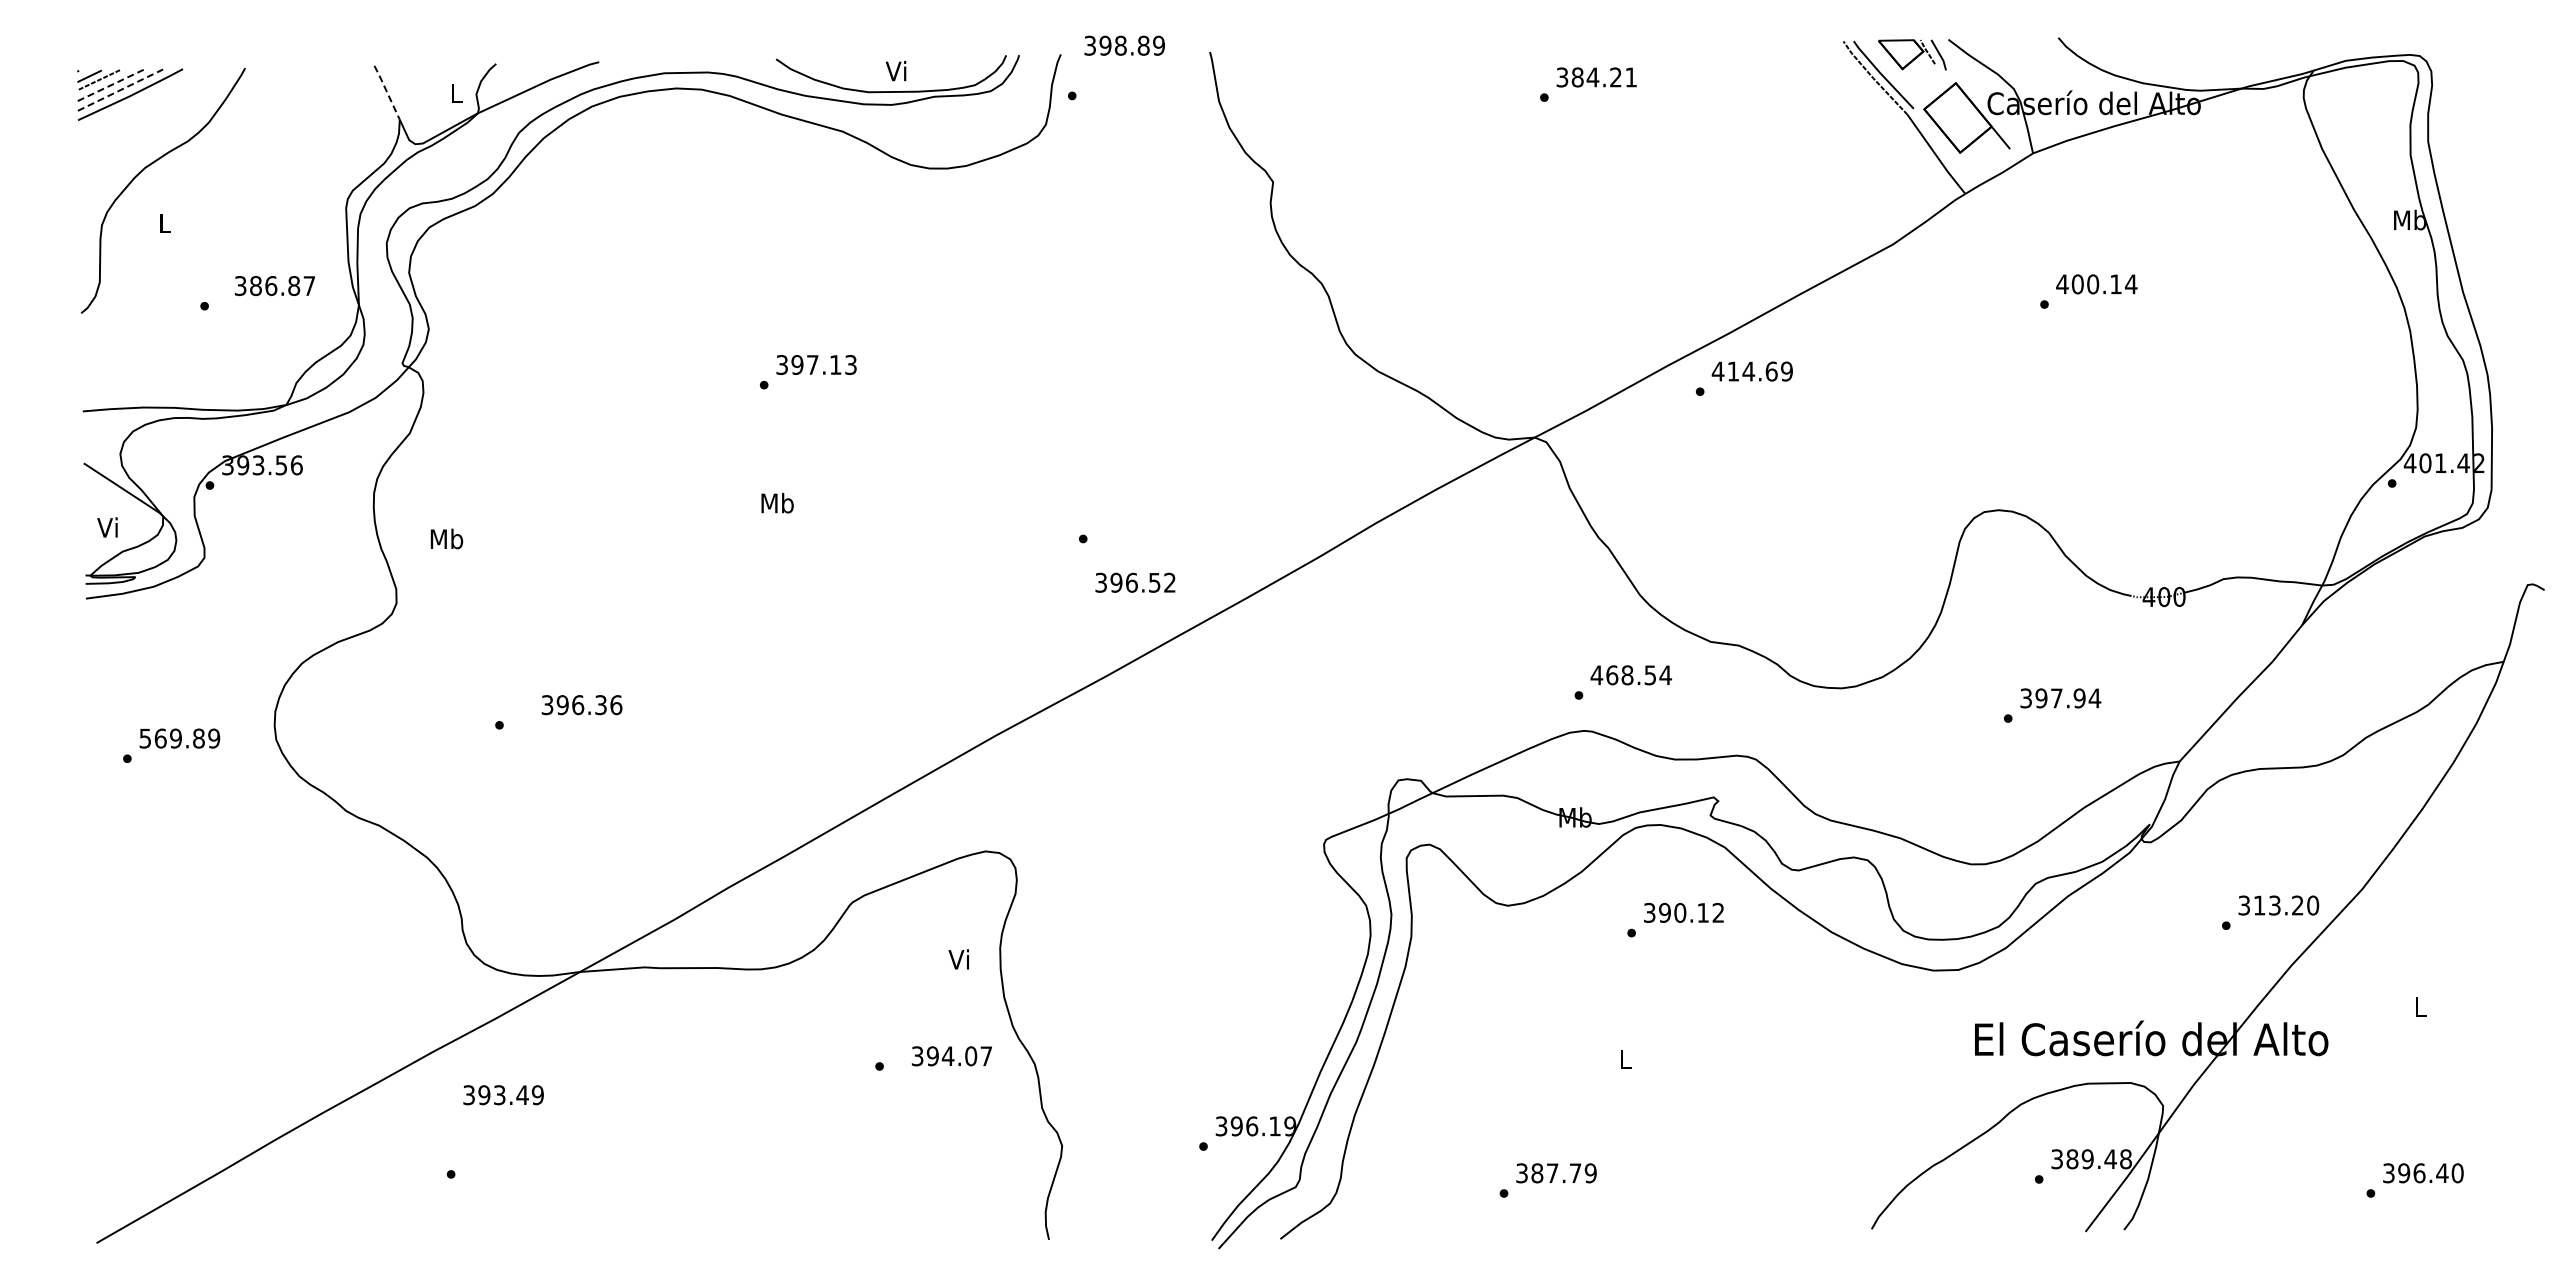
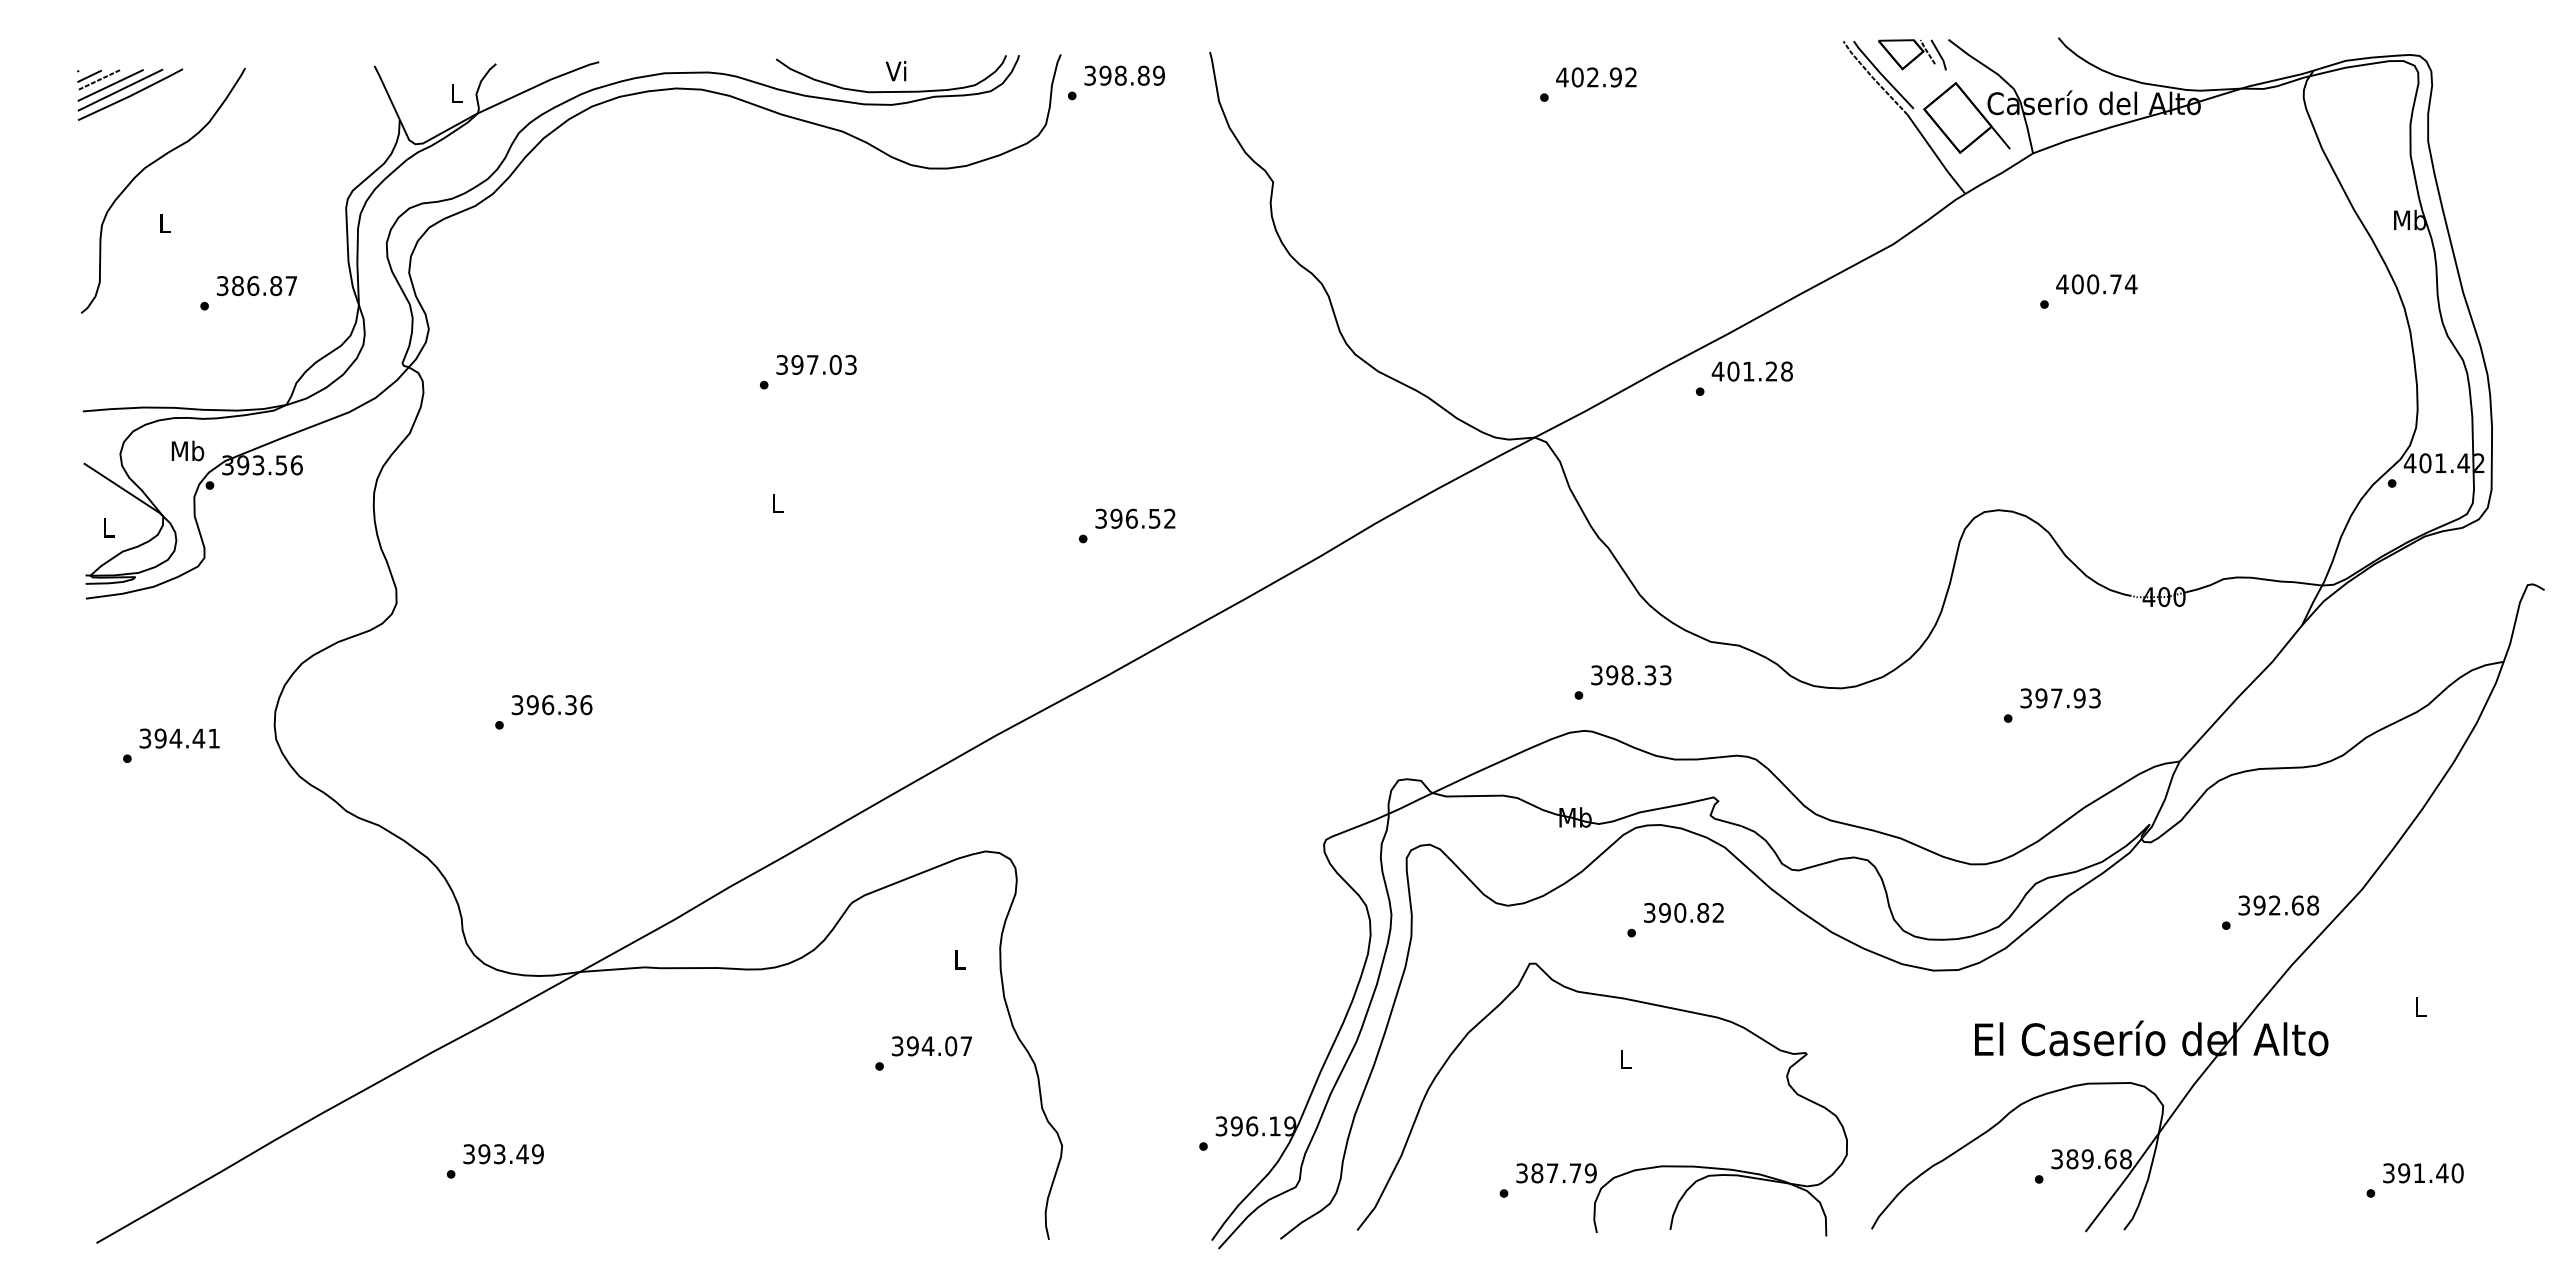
text position: (1124, 45) -> (1124, 75) (1124, 75)
text: 384.21 -> 402.92 (1596, 77)
line: dashed -> solid (110, 85)
line: dashed -> solid (120, 89)
line: dashed -> solid (387, 92)
text: 400.14 -> 400.74 (2115, 284)
text position: (274, 286) -> (256, 286) (256, 286)
text: 397.13 -> 397.03 (835, 364)
text: 414.69 -> 401.28 (1759, 371)
text: Mb -> L (777, 502)
text: Vi -> L (107, 527)
text position: (446, 538) -> (187, 450) (187, 450)
text position: (1135, 582) -> (1135, 518) (1135, 518)
text: 468.54 -> 398.33 (1631, 675)
text: 397.94 -> 397.93 (2094, 698)
text position: (581, 705) -> (551, 705) (551, 705)
text: 569.89 -> 394.41 (180, 738)
text: 313.20 -> 392.68 (2286, 905)
text: 390.12 -> 390.82 (1703, 912)
text: Vi -> L (958, 959)
text position: (951, 1056) -> (931, 1046) (931, 1046)
text position: (503, 1095) -> (503, 1154) (503, 1154)
text: 389.48 -> 389.68 (2110, 1159)
part: none -> present (1630, 1170)
text: 396.40 -> 391.40 (2419, 1173)
